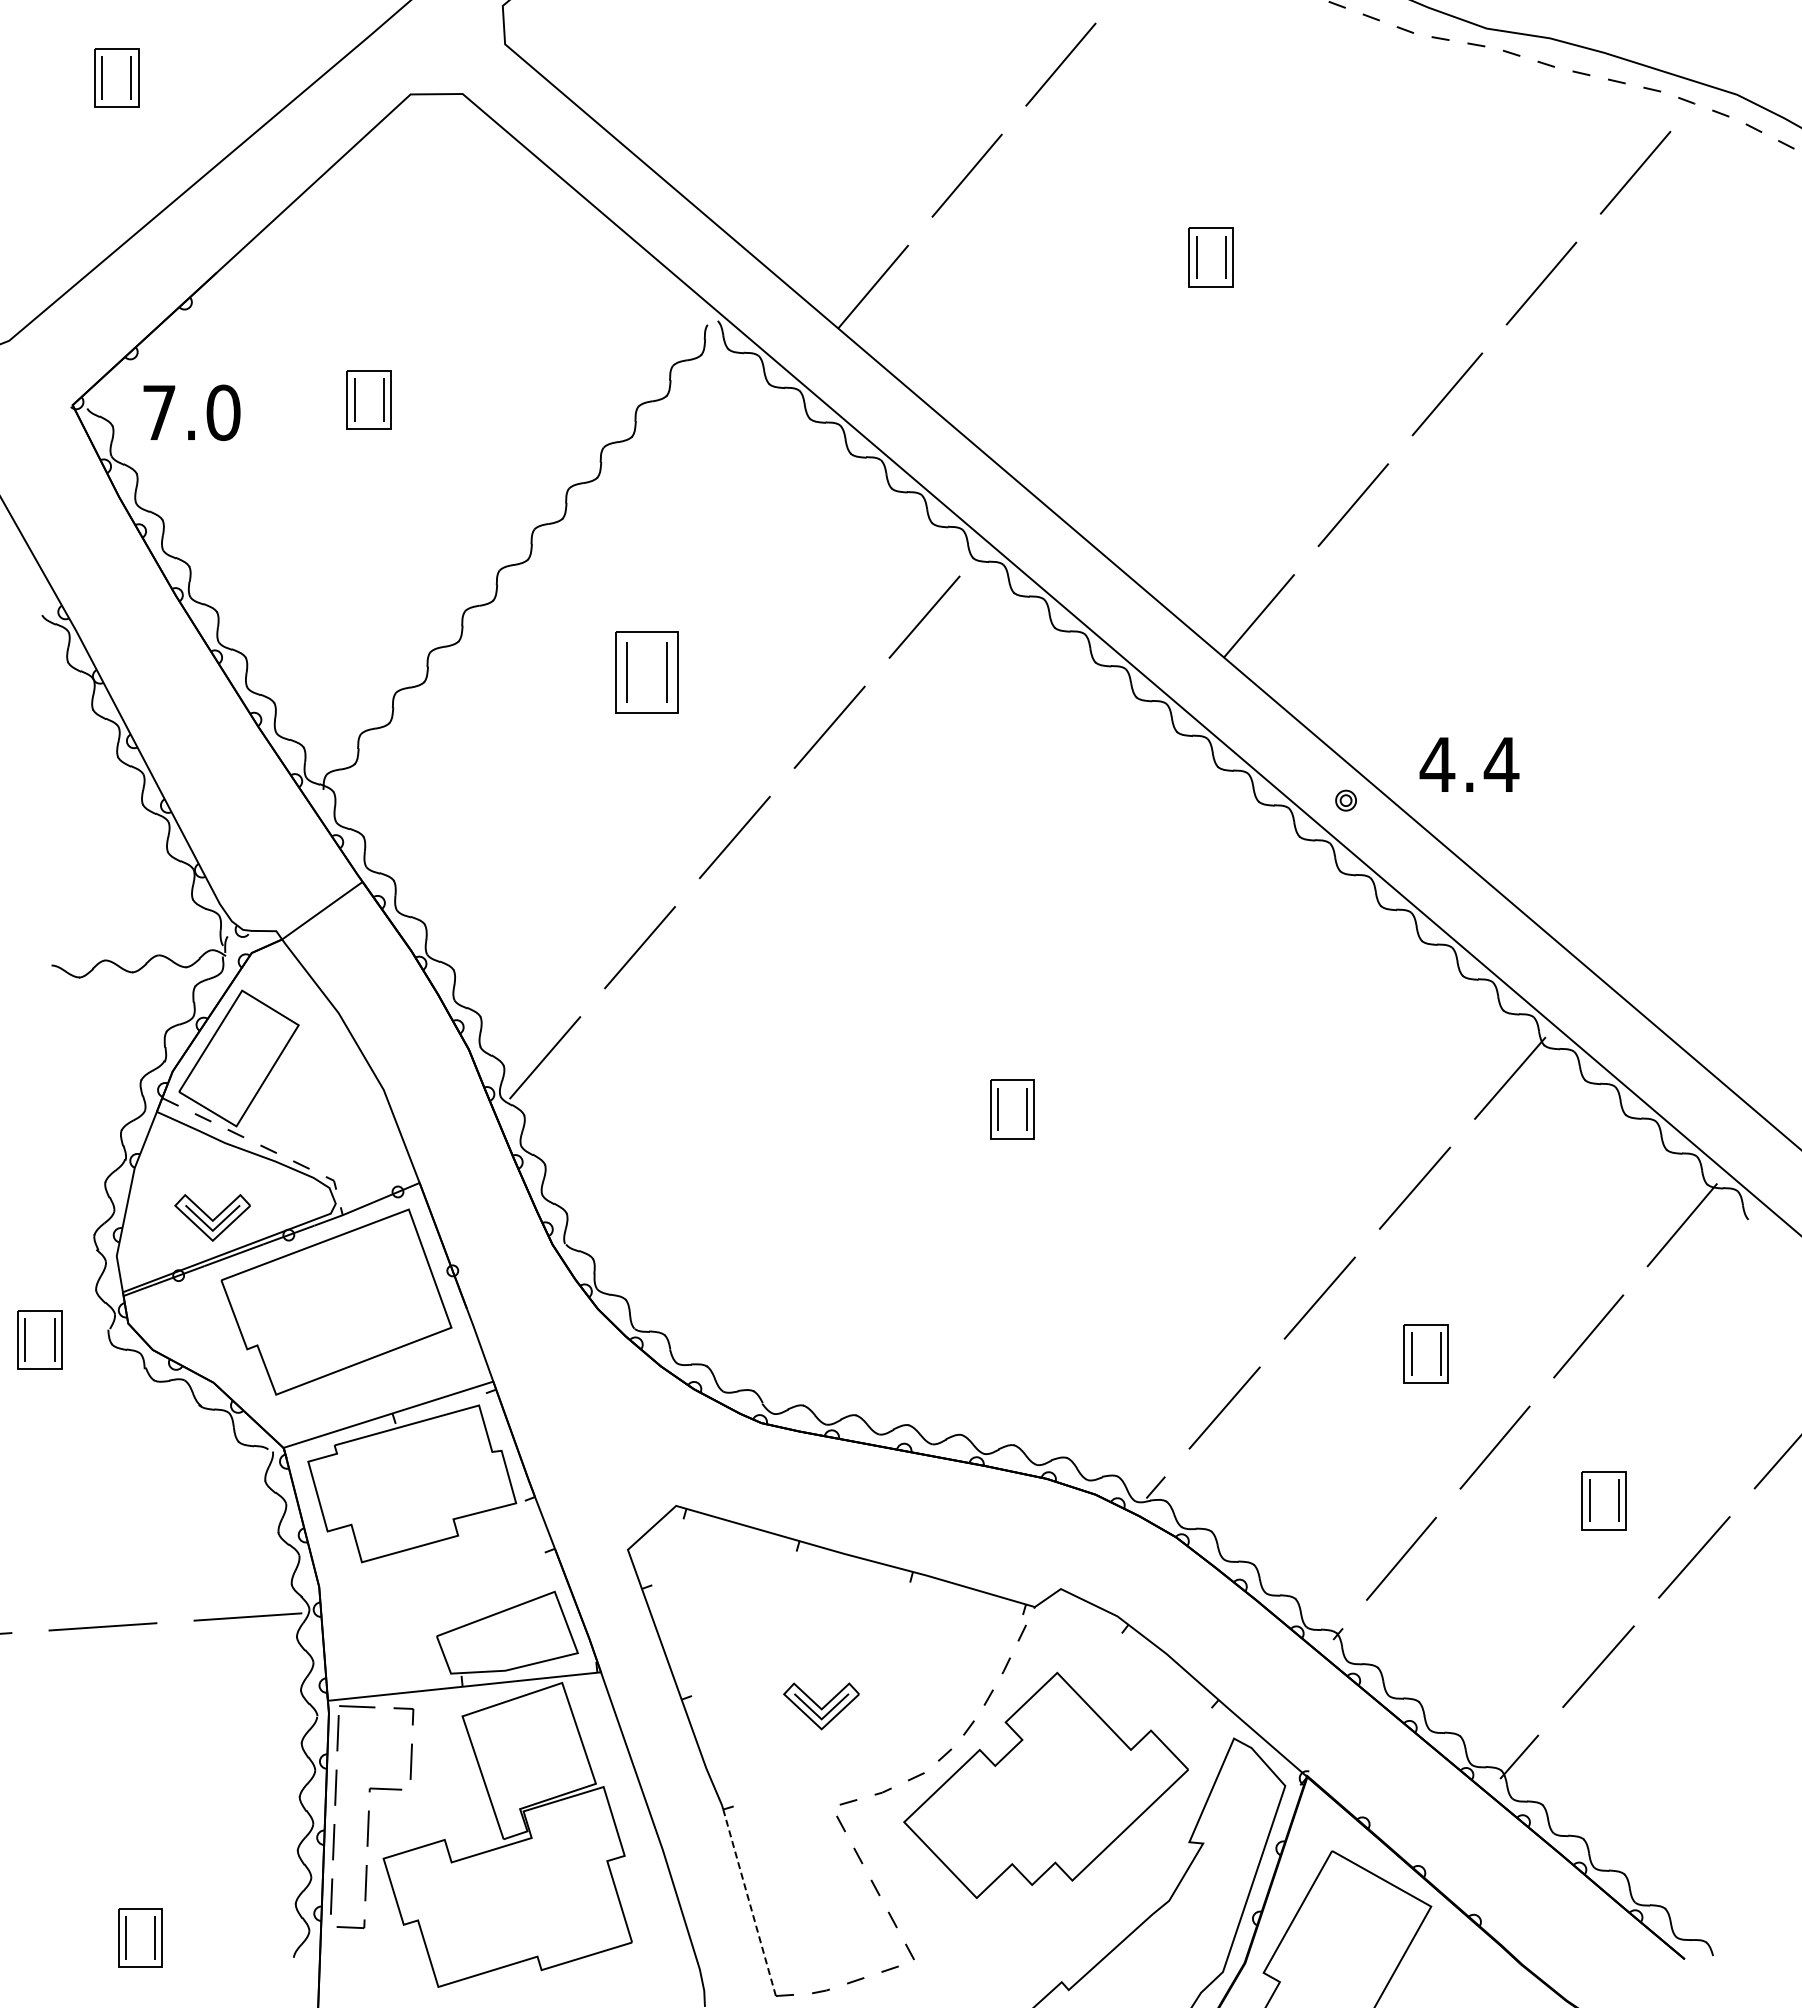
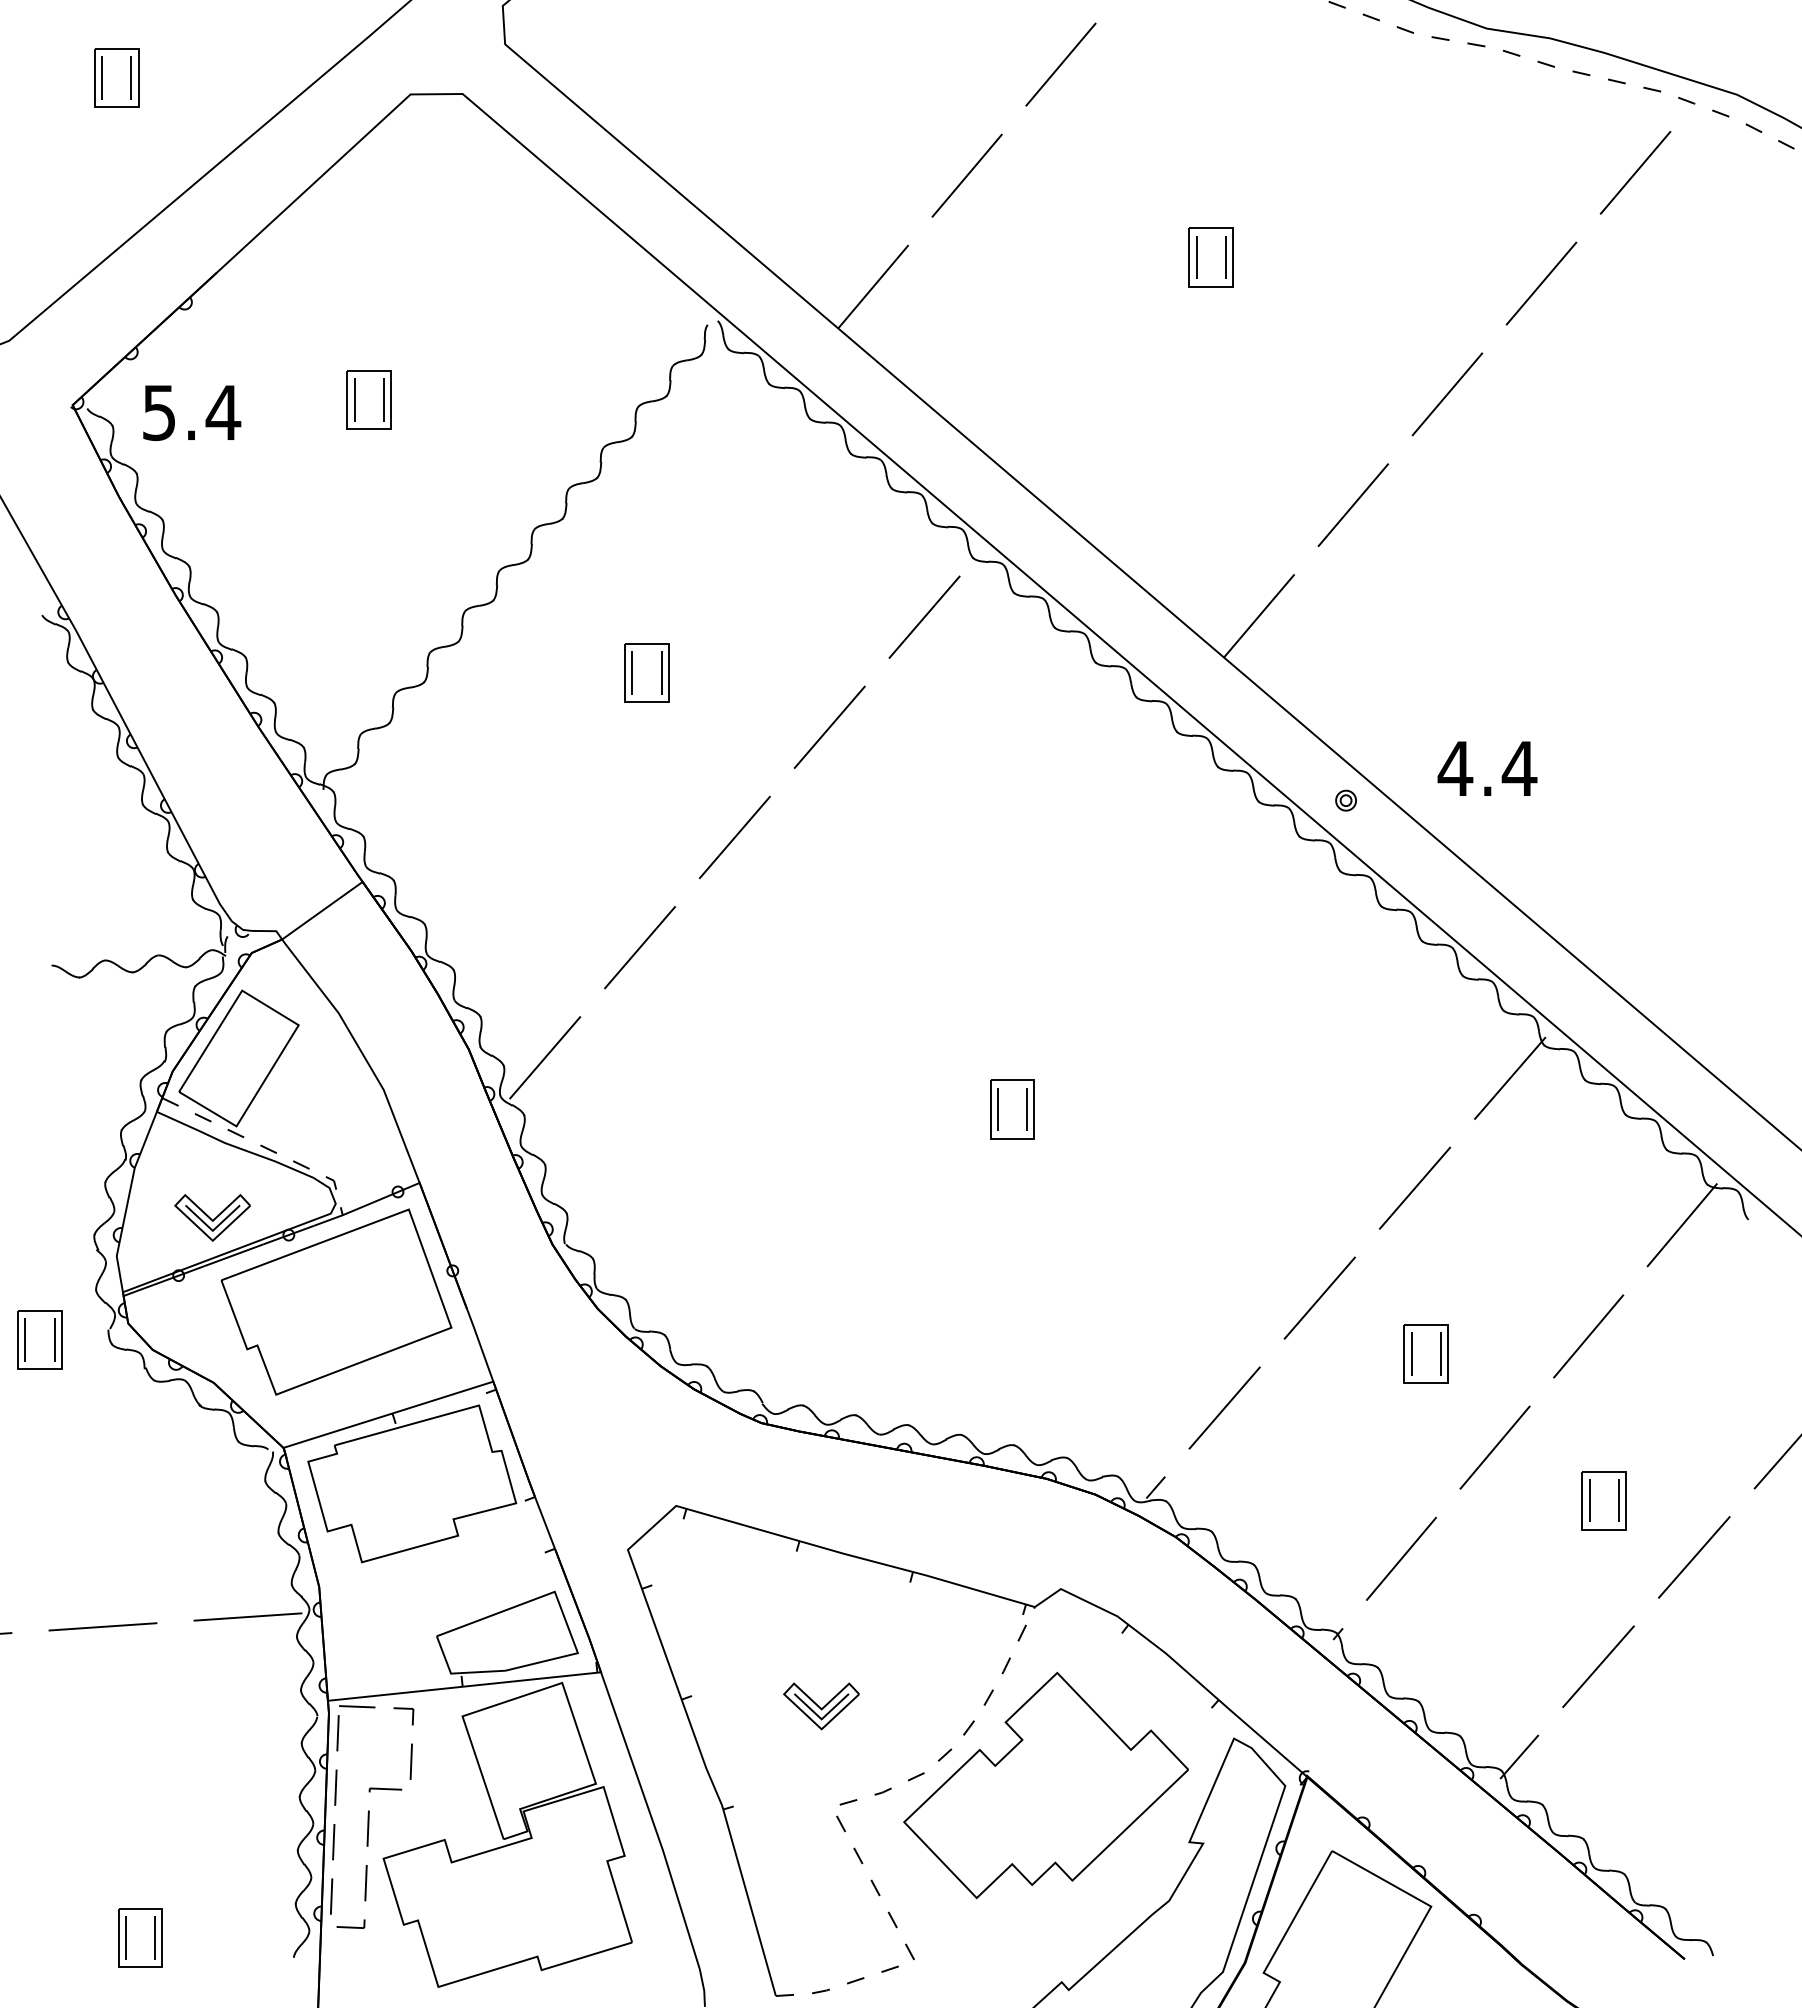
text: 7.0 -> 5.4 (192, 412)
part size: 64x83 px -> 46x60 px (646, 672)
text position: (1469, 764) -> (1487, 768) (1487, 768)
line: dashed -> solid (749, 1902)
